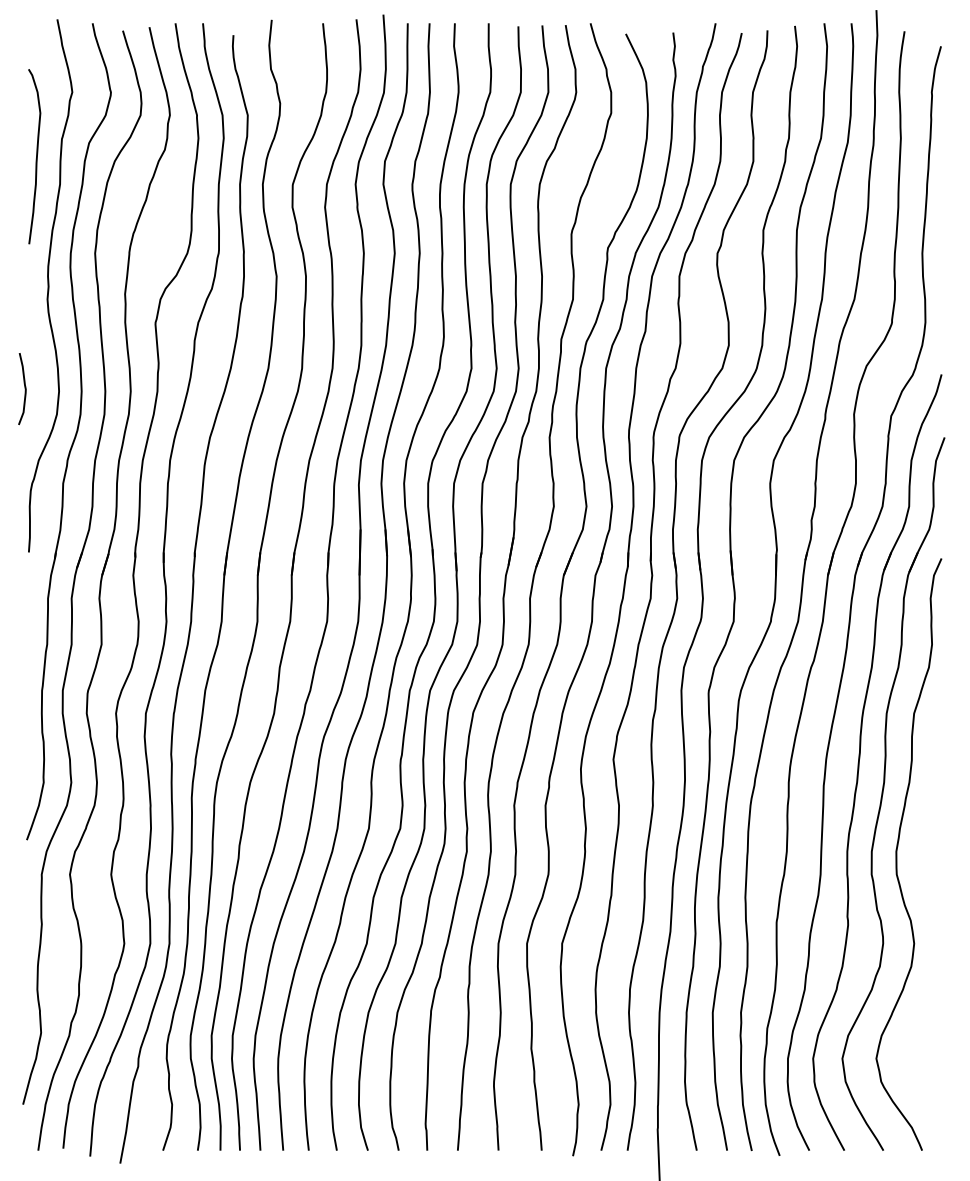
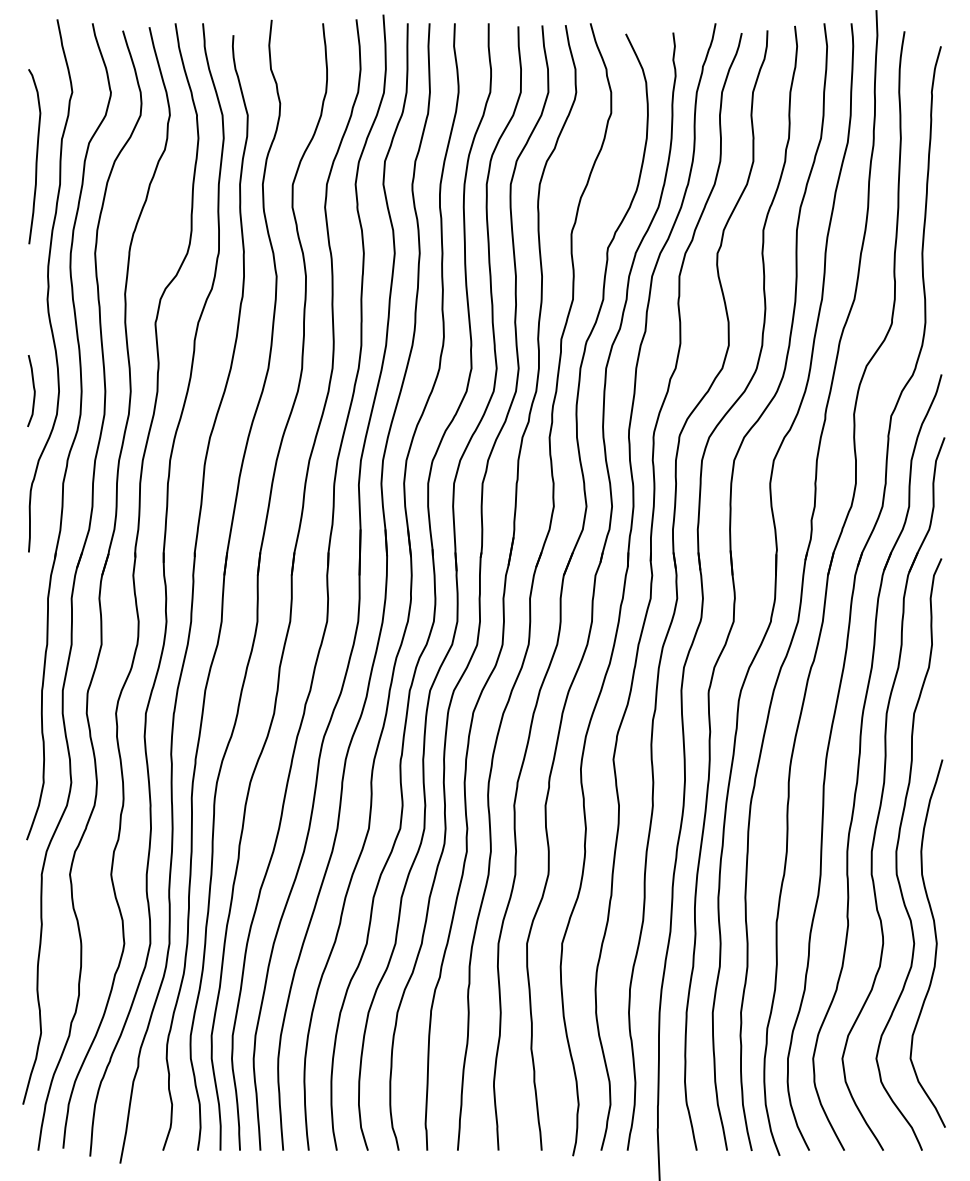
curve position: (24, 389) -> (33, 391) (33, 391)
curve: none -> present (935, 943)
